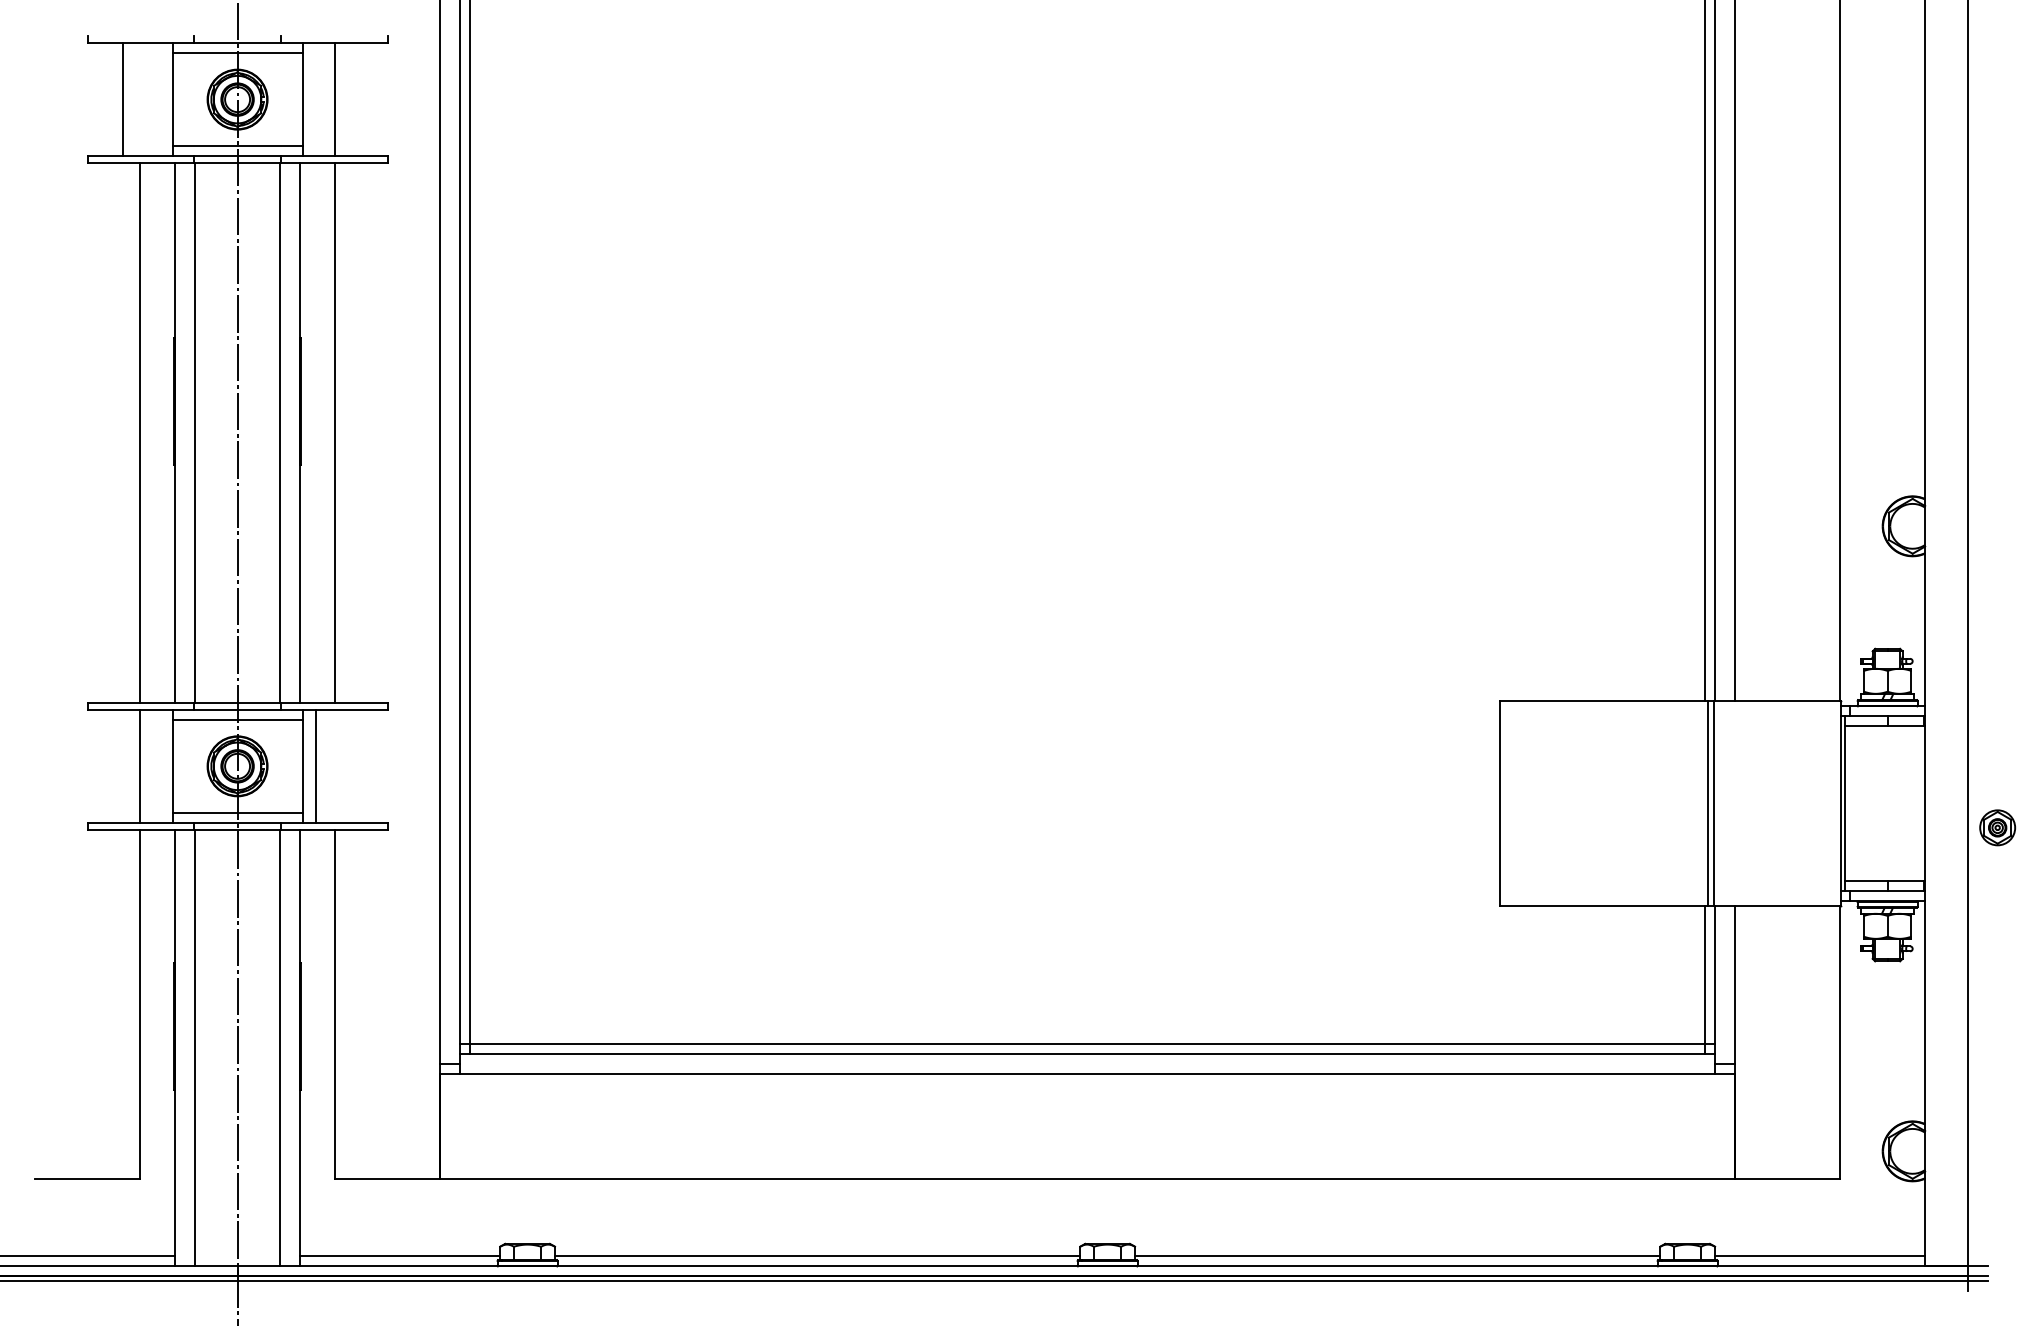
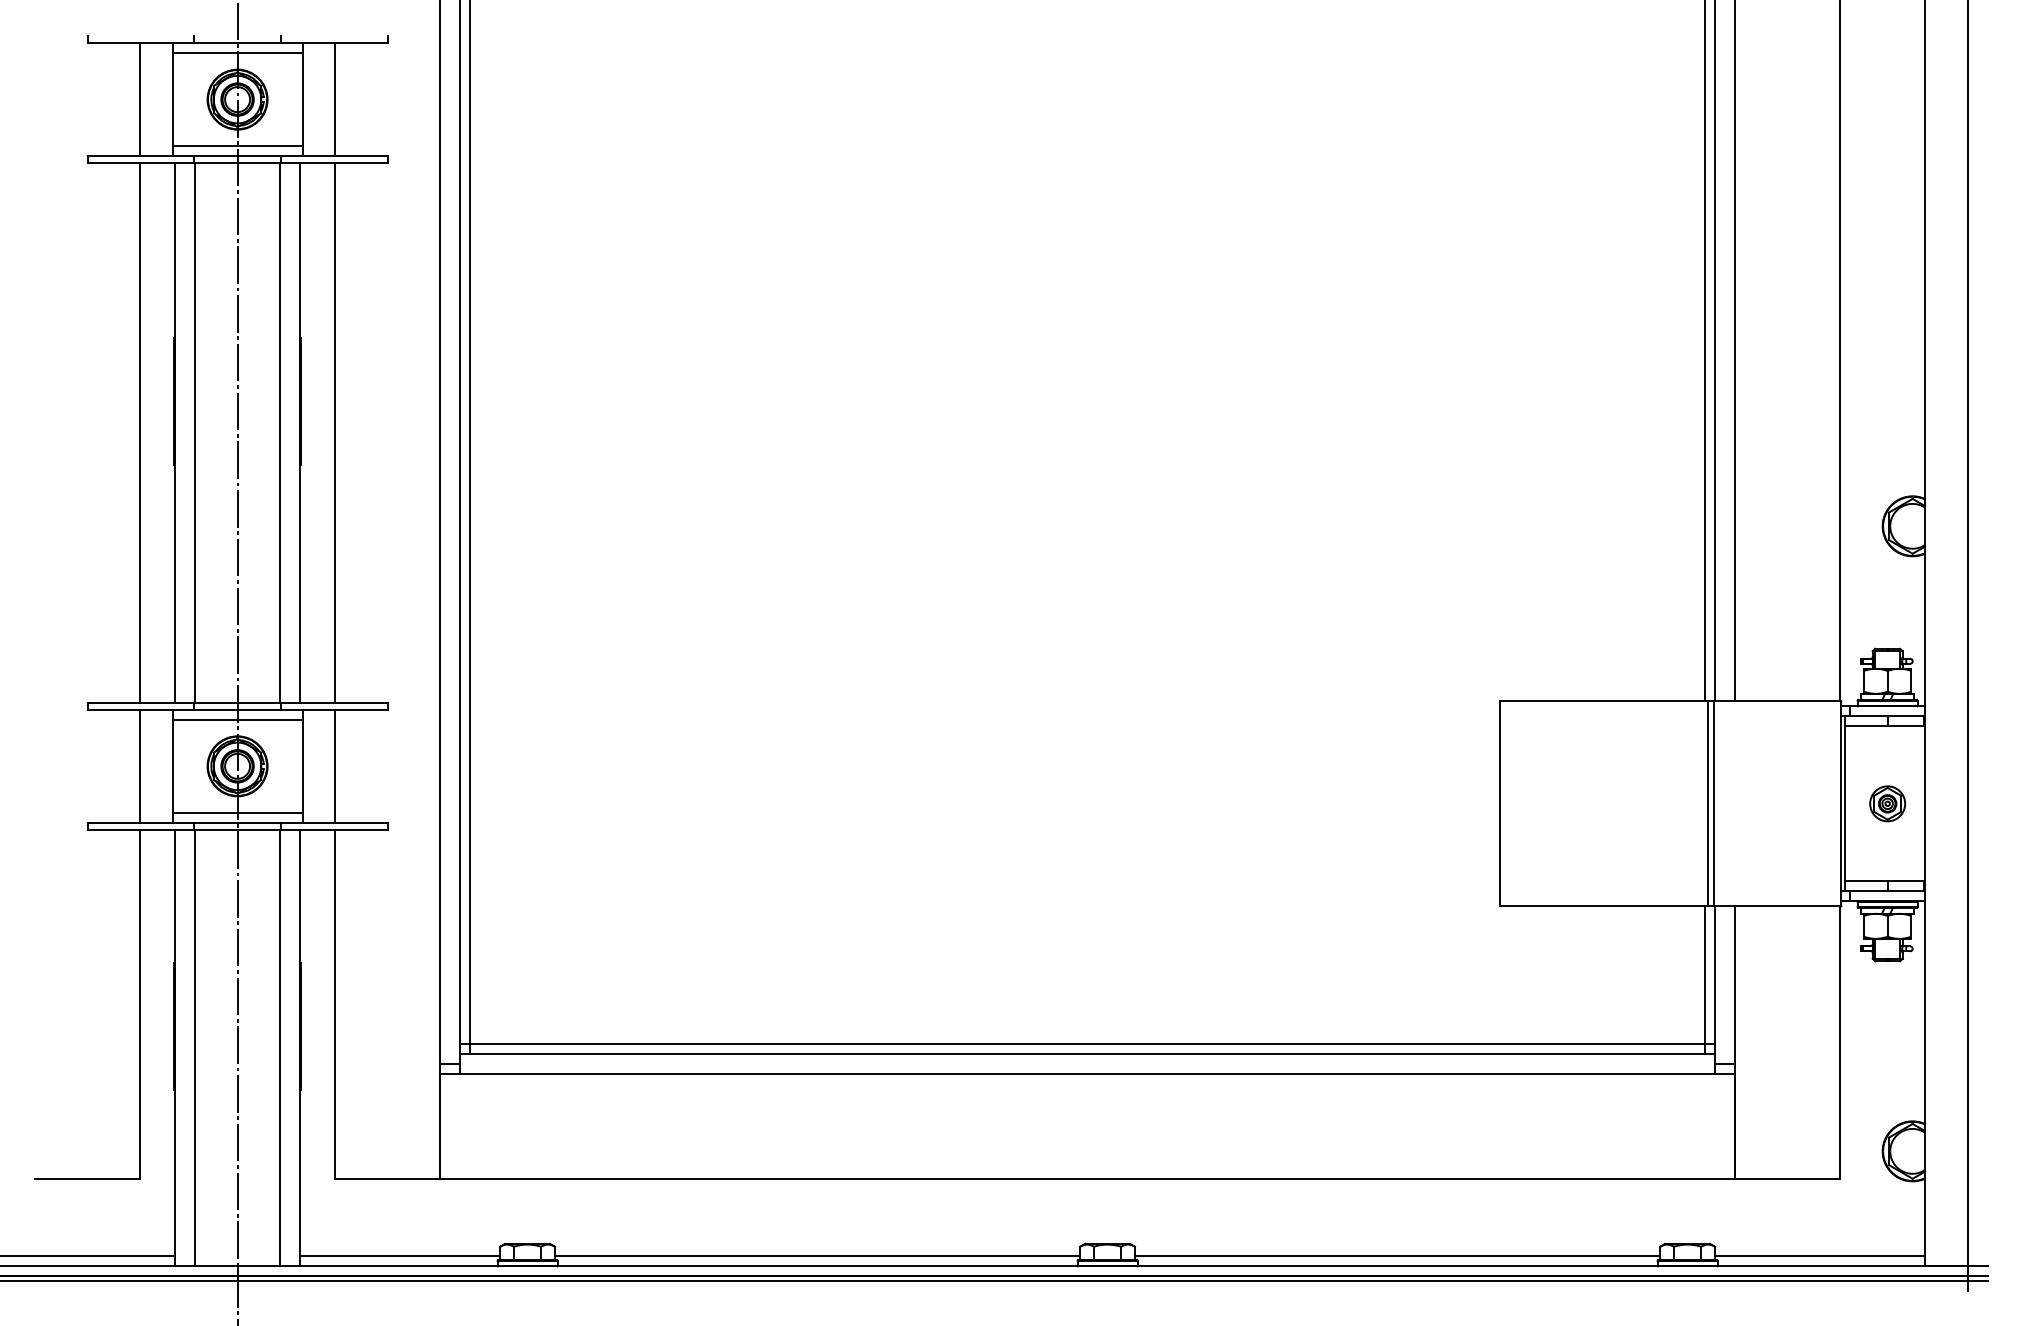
line position: (123, 99) -> (140, 99) (140, 99)
line position: (316, 766) -> (335, 766) (335, 766)
part position: (1997, 827) -> (1887, 803) (1887, 803)
